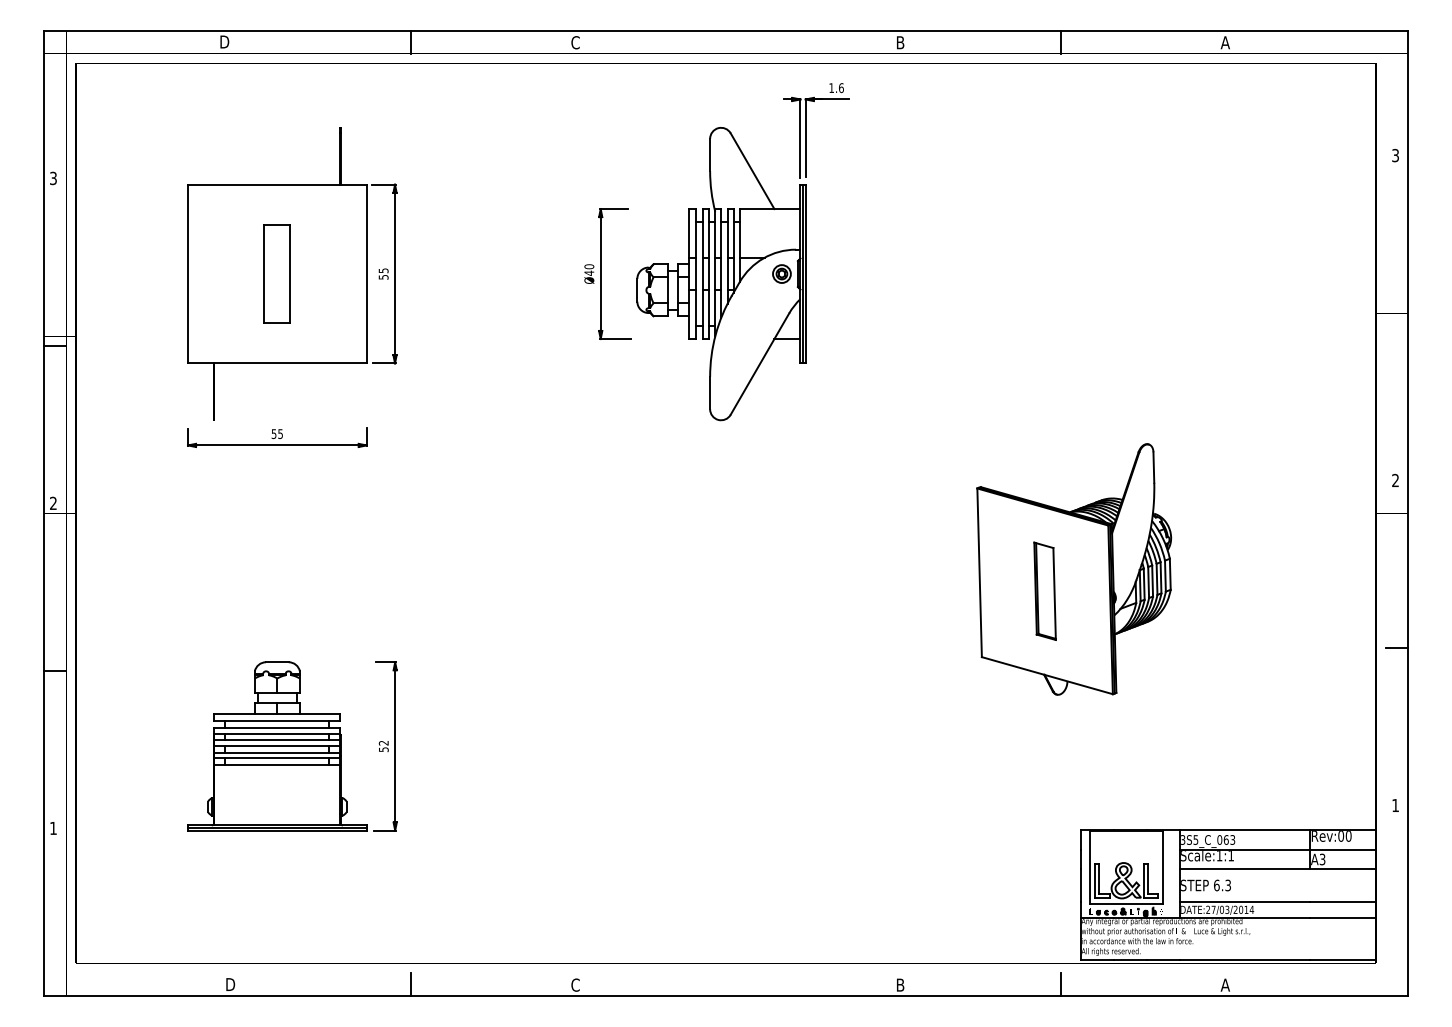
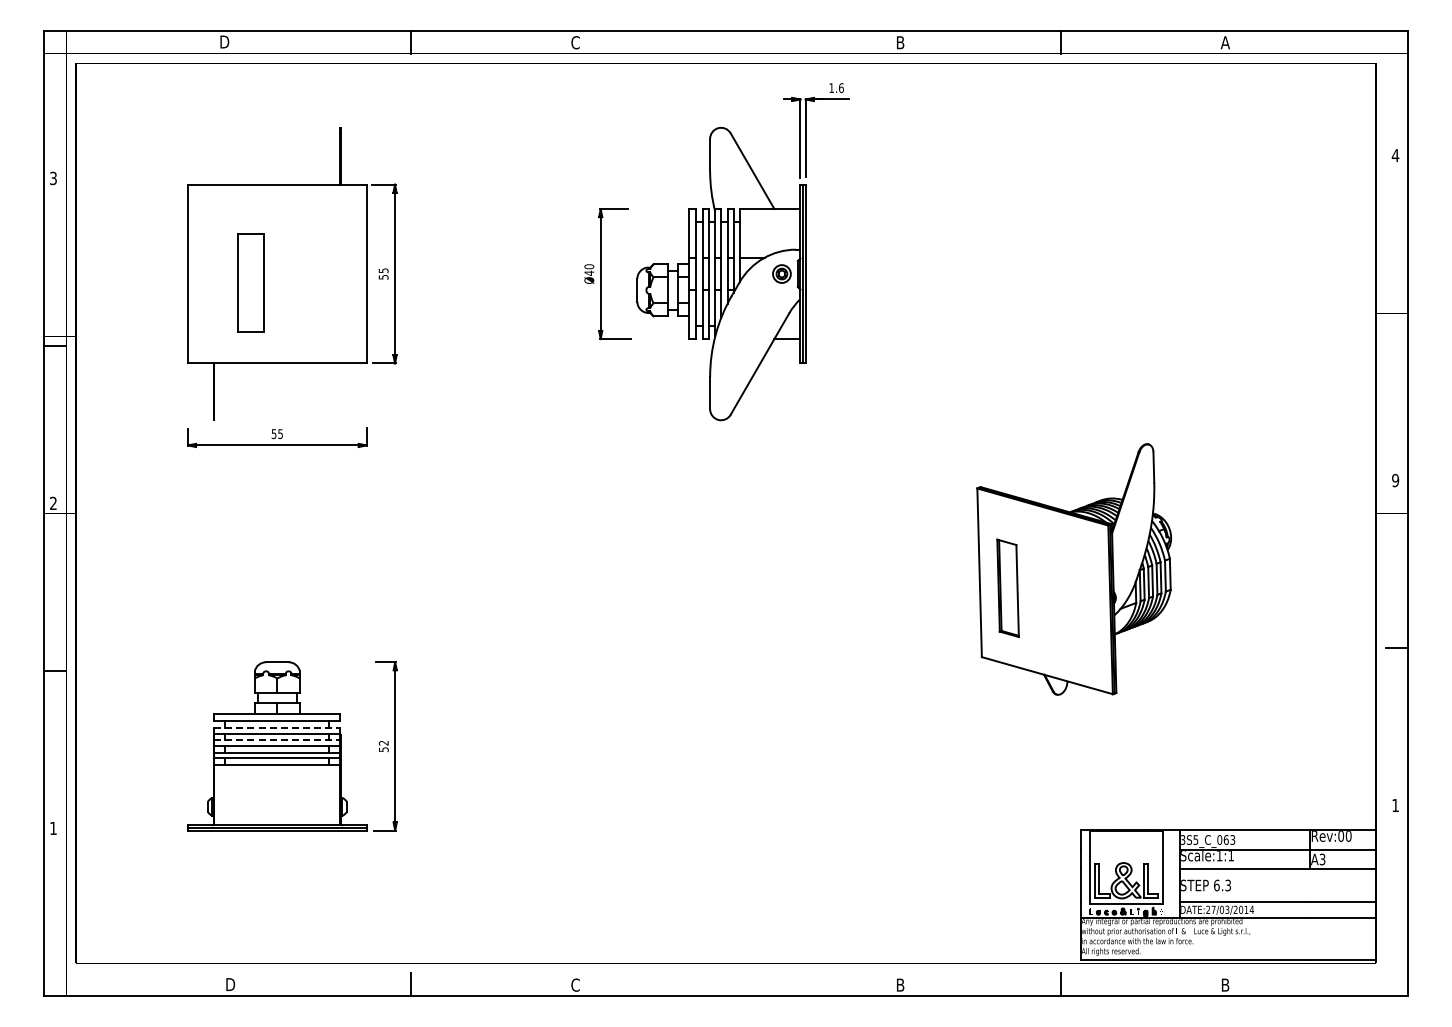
text: 3 -> 4 (1395, 155)
part position: (276, 273) -> (250, 282) (250, 282)
text: 2 -> 9 (1395, 480)
part position: (1044, 590) -> (1007, 587) (1007, 587)
line: solid -> dashed (277, 727)
line: solid -> dashed (277, 740)
text: A -> B (1224, 984)
